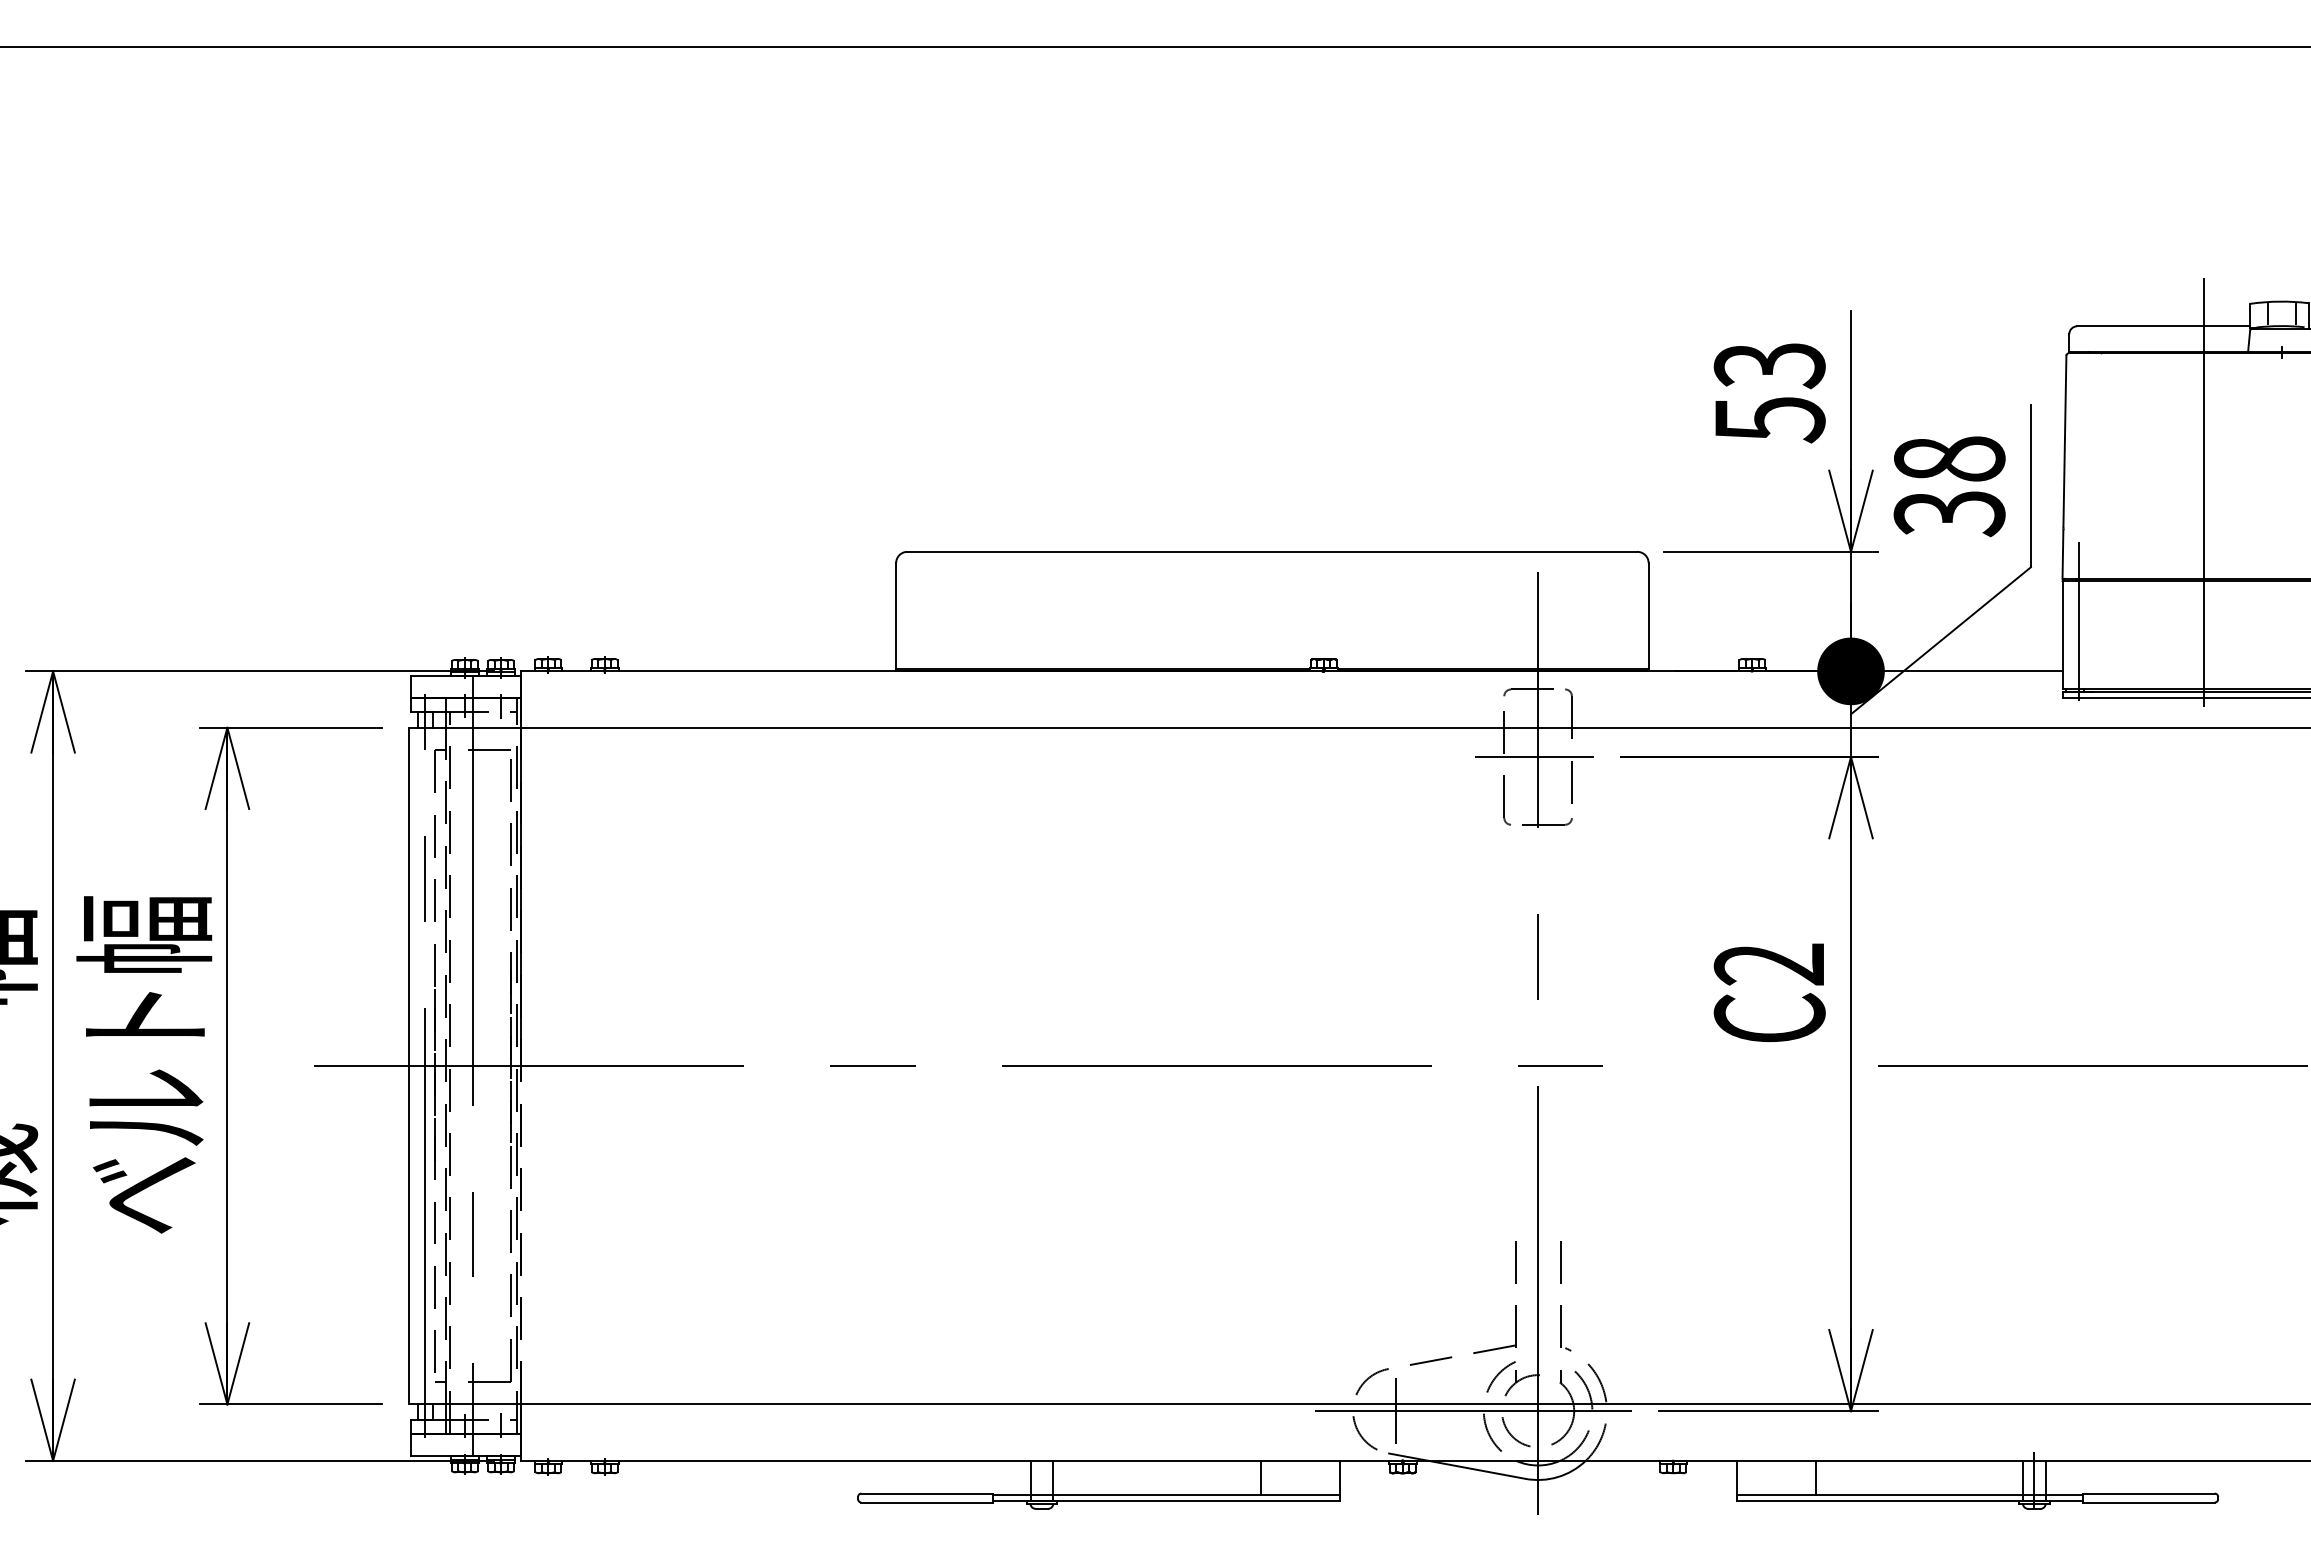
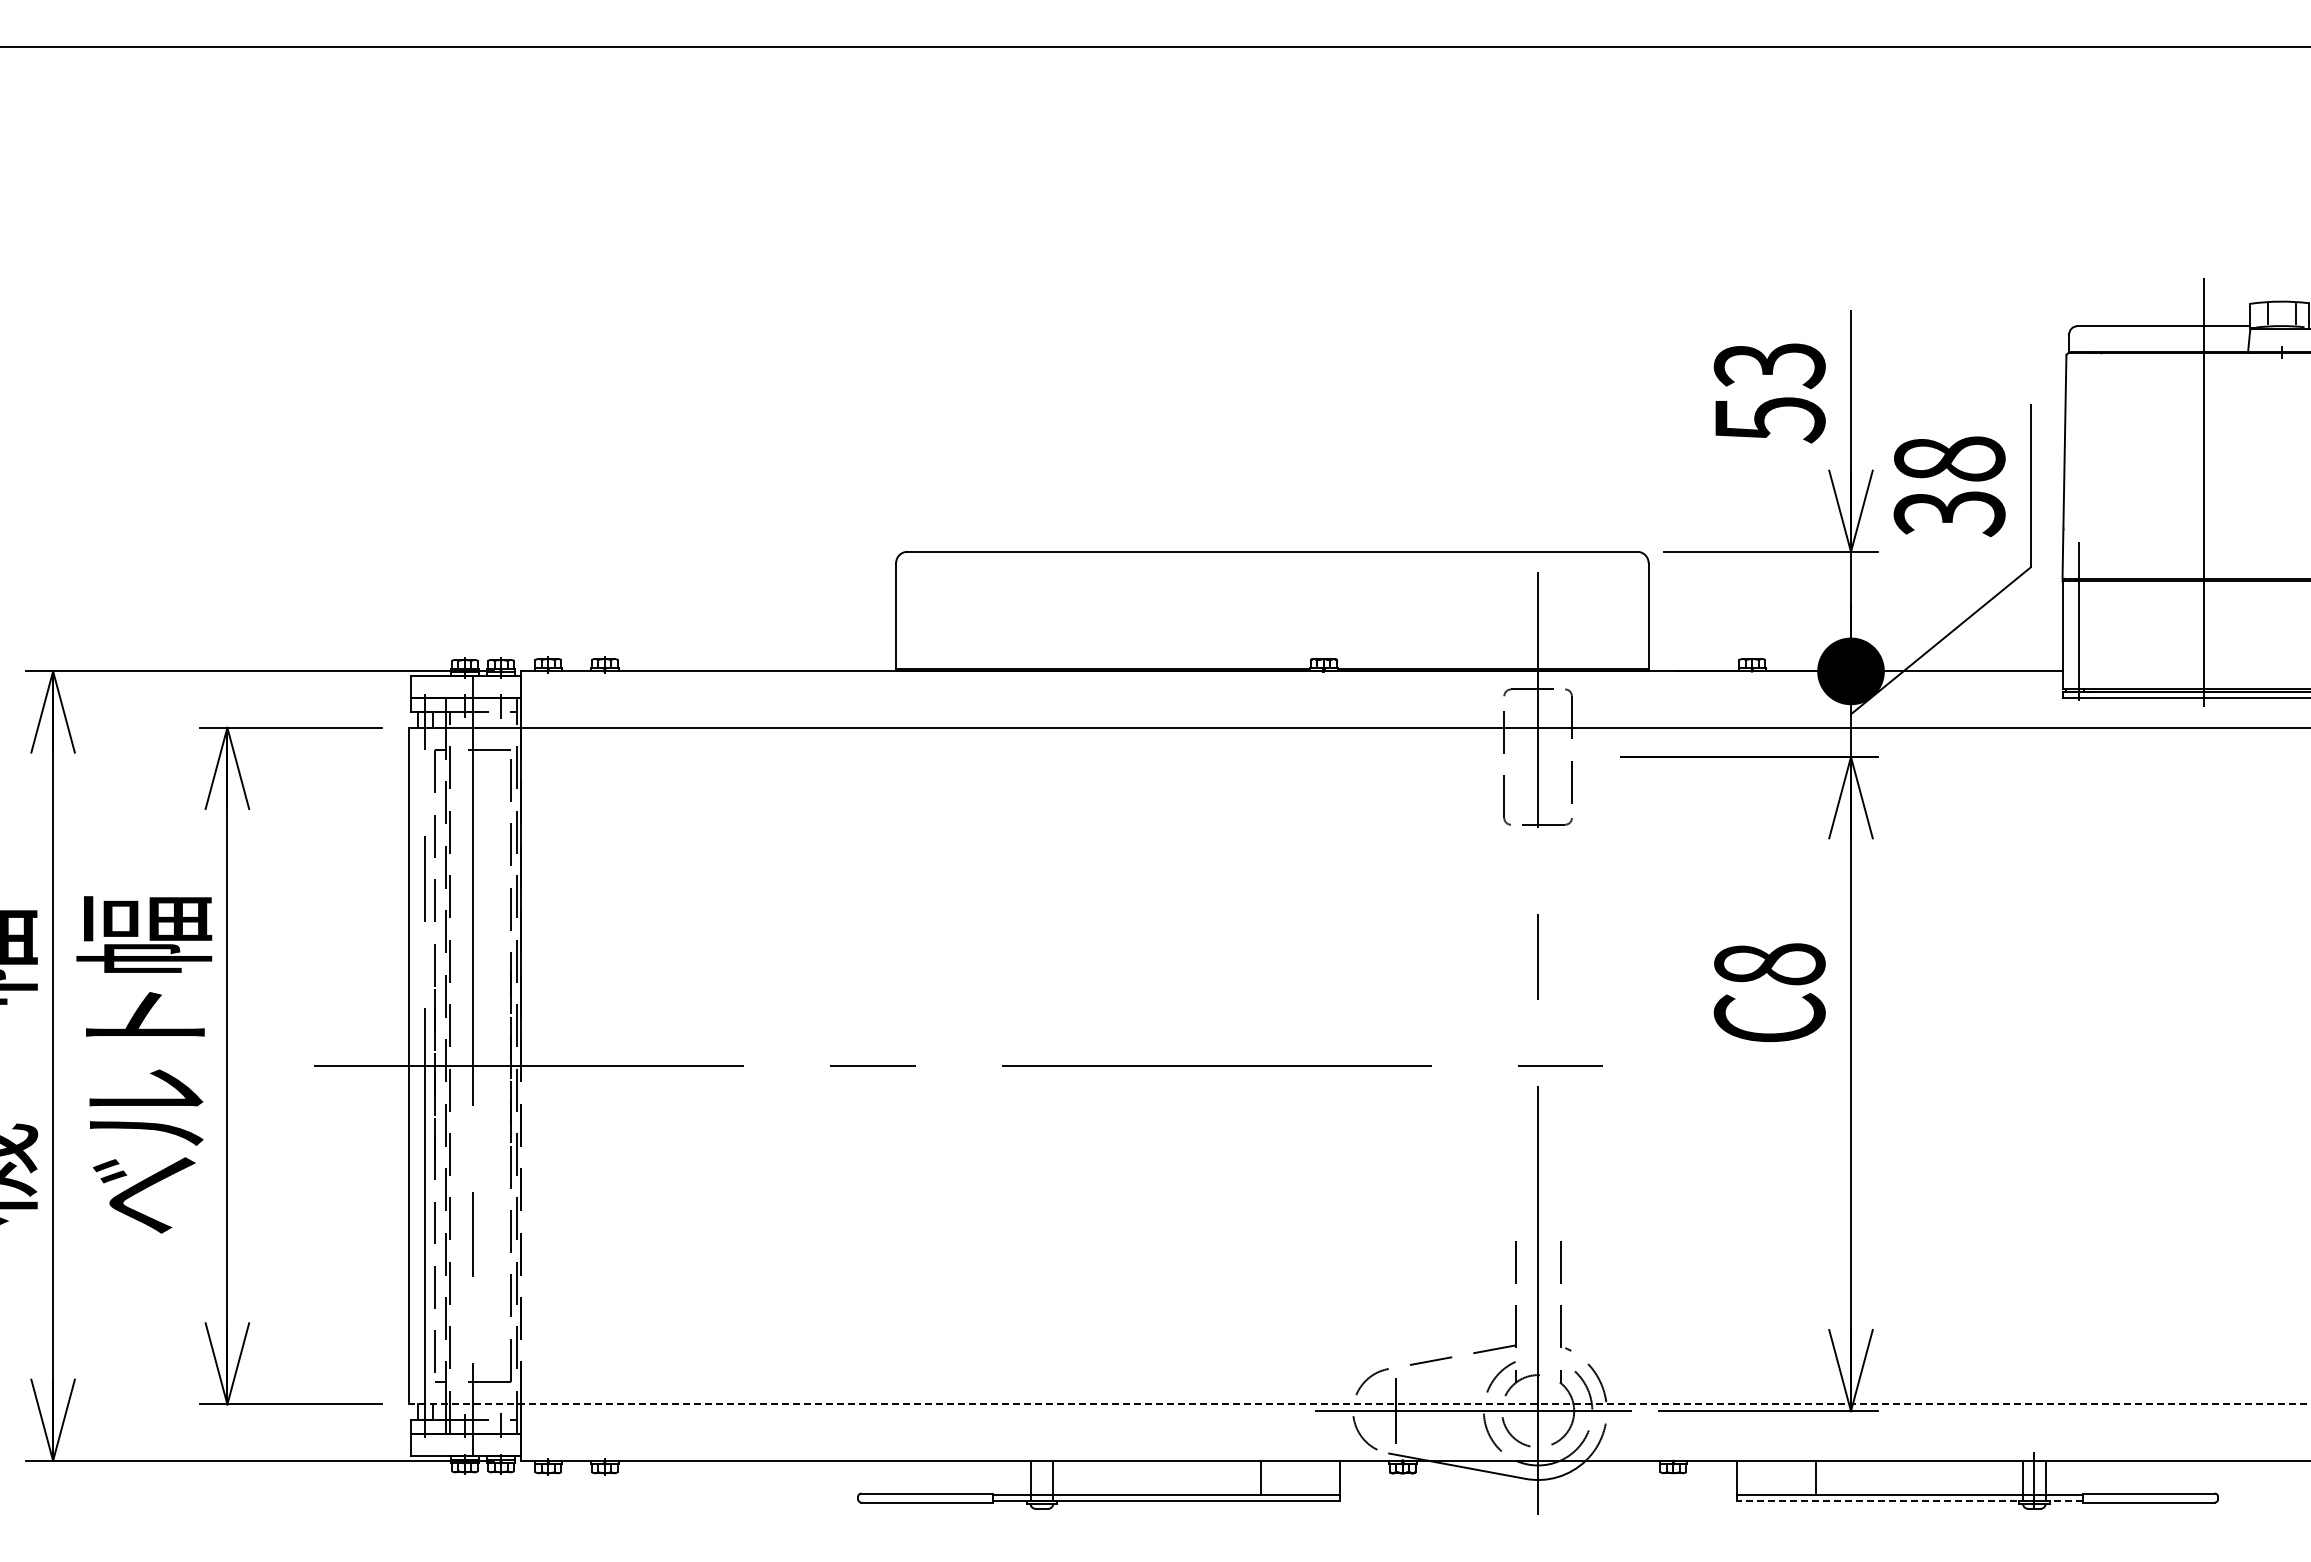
line: present -> none (1534, 757)
text: C2 -> C8 (1769, 964)
line: present -> none (2092, 1066)
line: solid -> dashed (1360, 1404)
line: solid -> dashed (1909, 1501)
